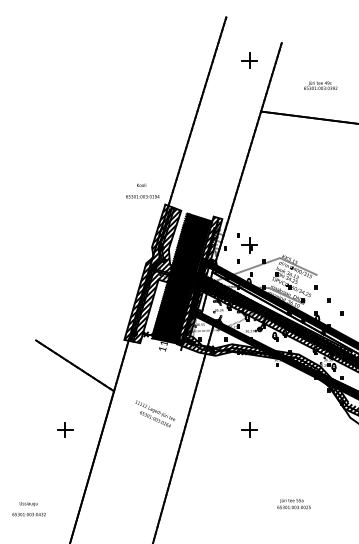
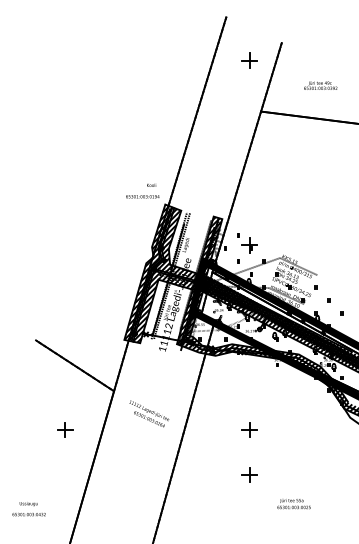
text position: (141, 184) -> (151, 184) (151, 184)
fill: present -> none (181, 278)
text position: (155, 413) -> (149, 413) (149, 413)
part: none -> present (249, 474)
